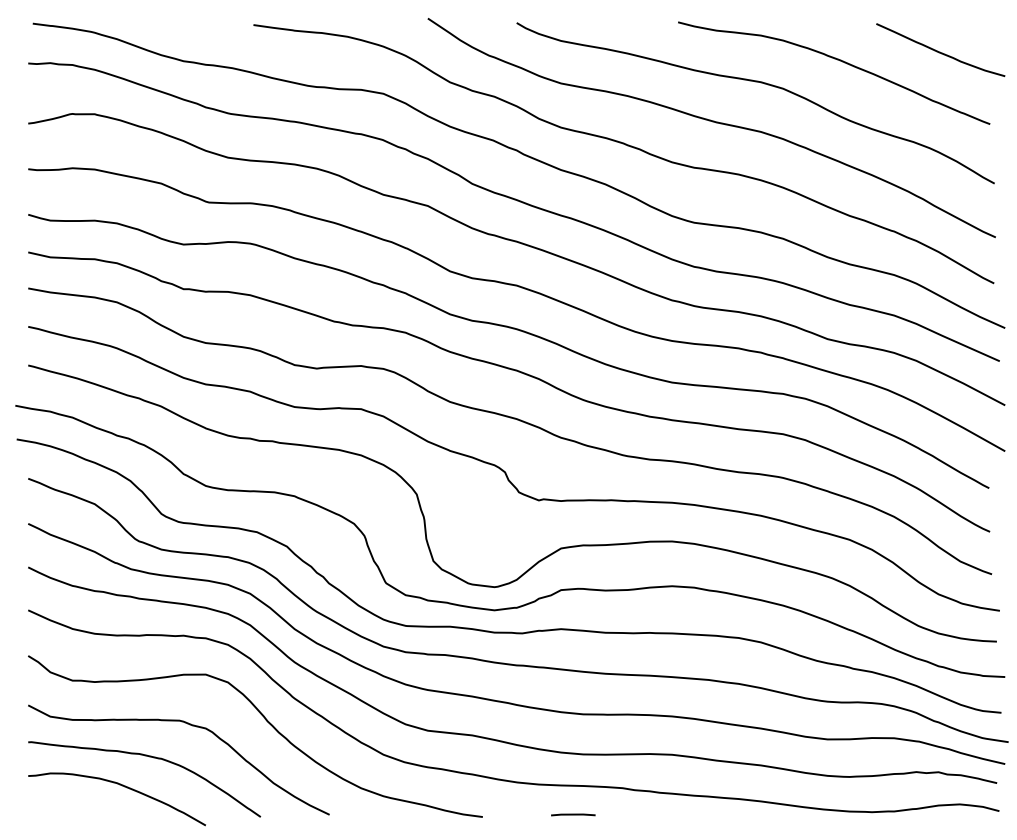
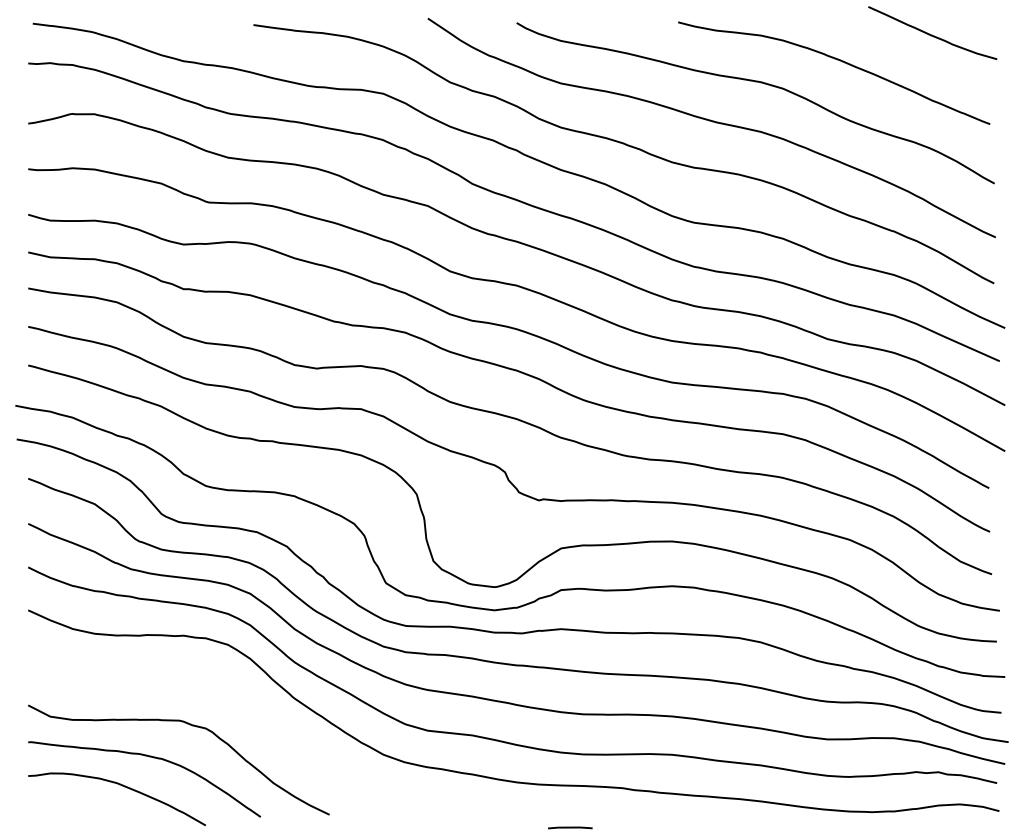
curve position: (940, 51) -> (932, 34) (932, 34)
curve: present -> none (268, 723)
line position: (573, 814) -> (570, 827) (570, 827)
